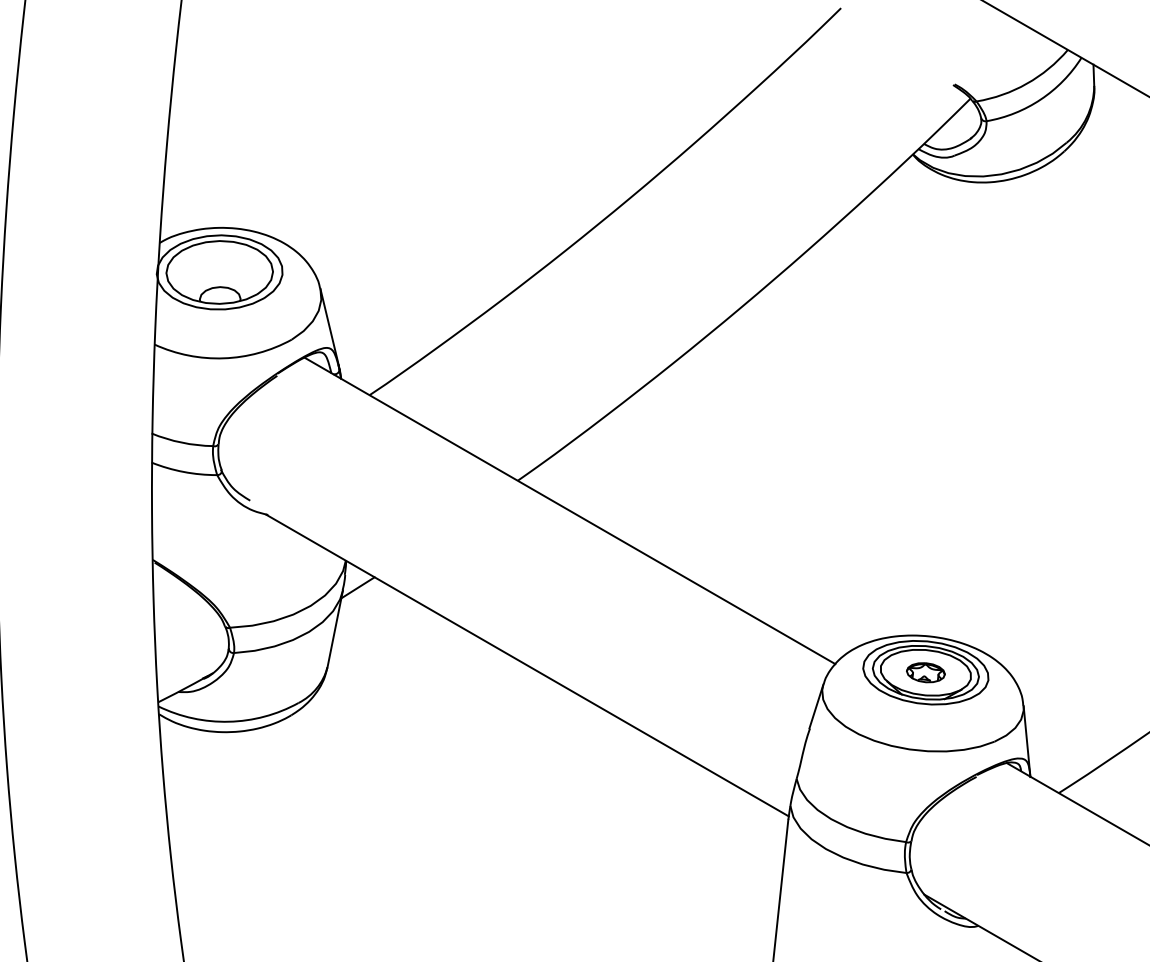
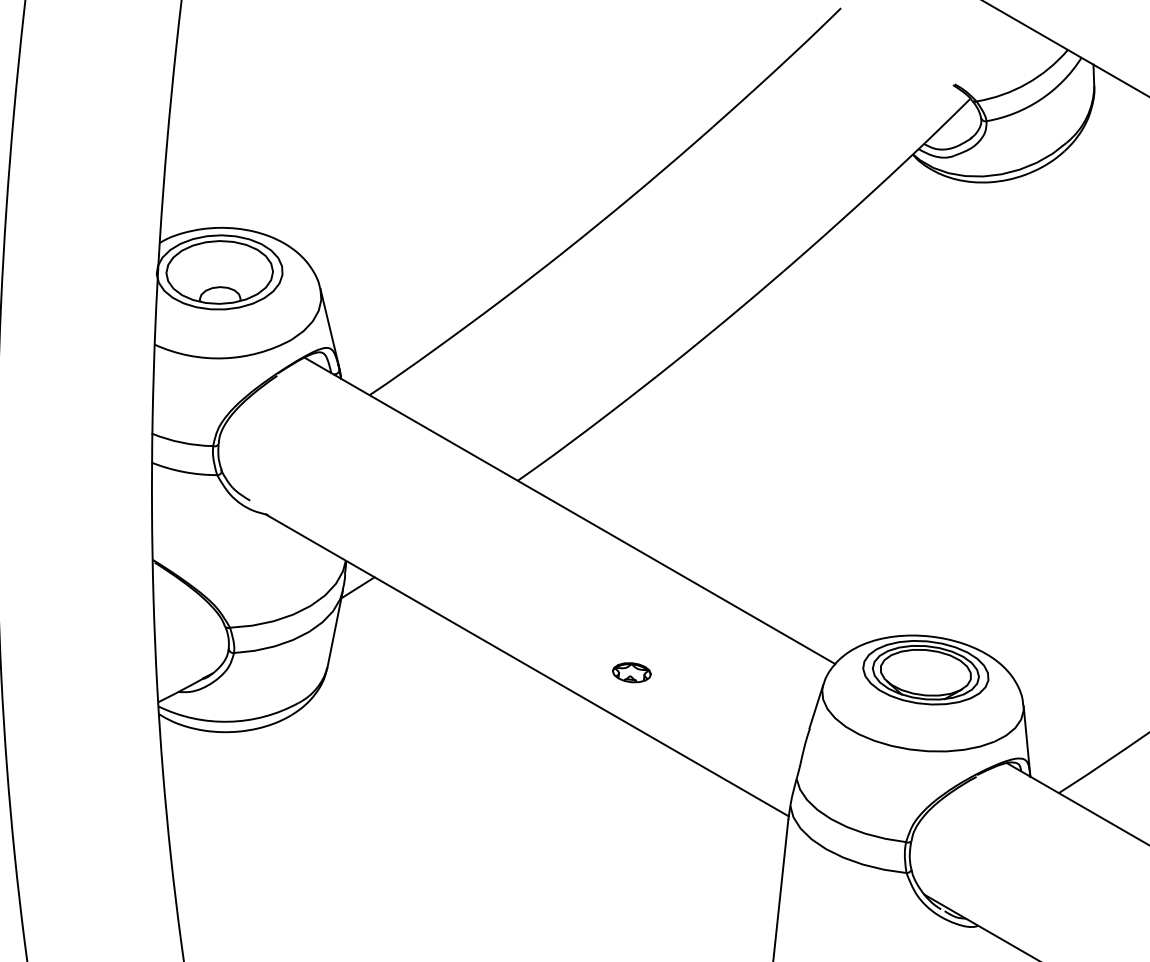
part position: (925, 672) -> (631, 672) (631, 672)
